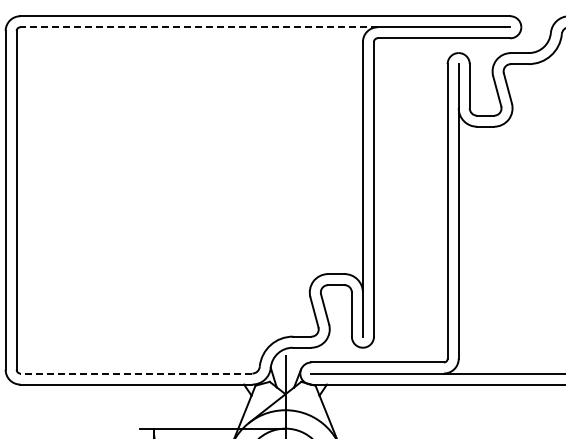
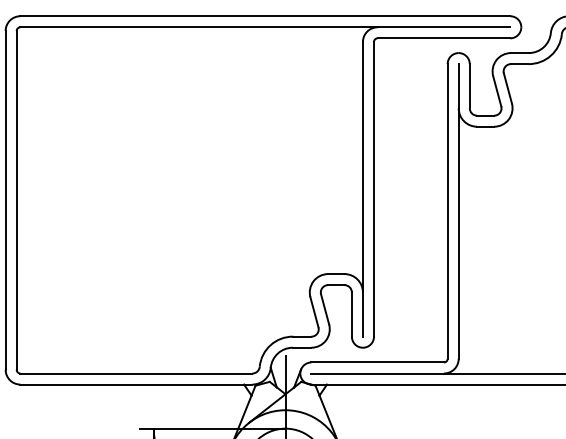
line: dashed -> solid (199, 27)
line: dashed -> solid (135, 373)
